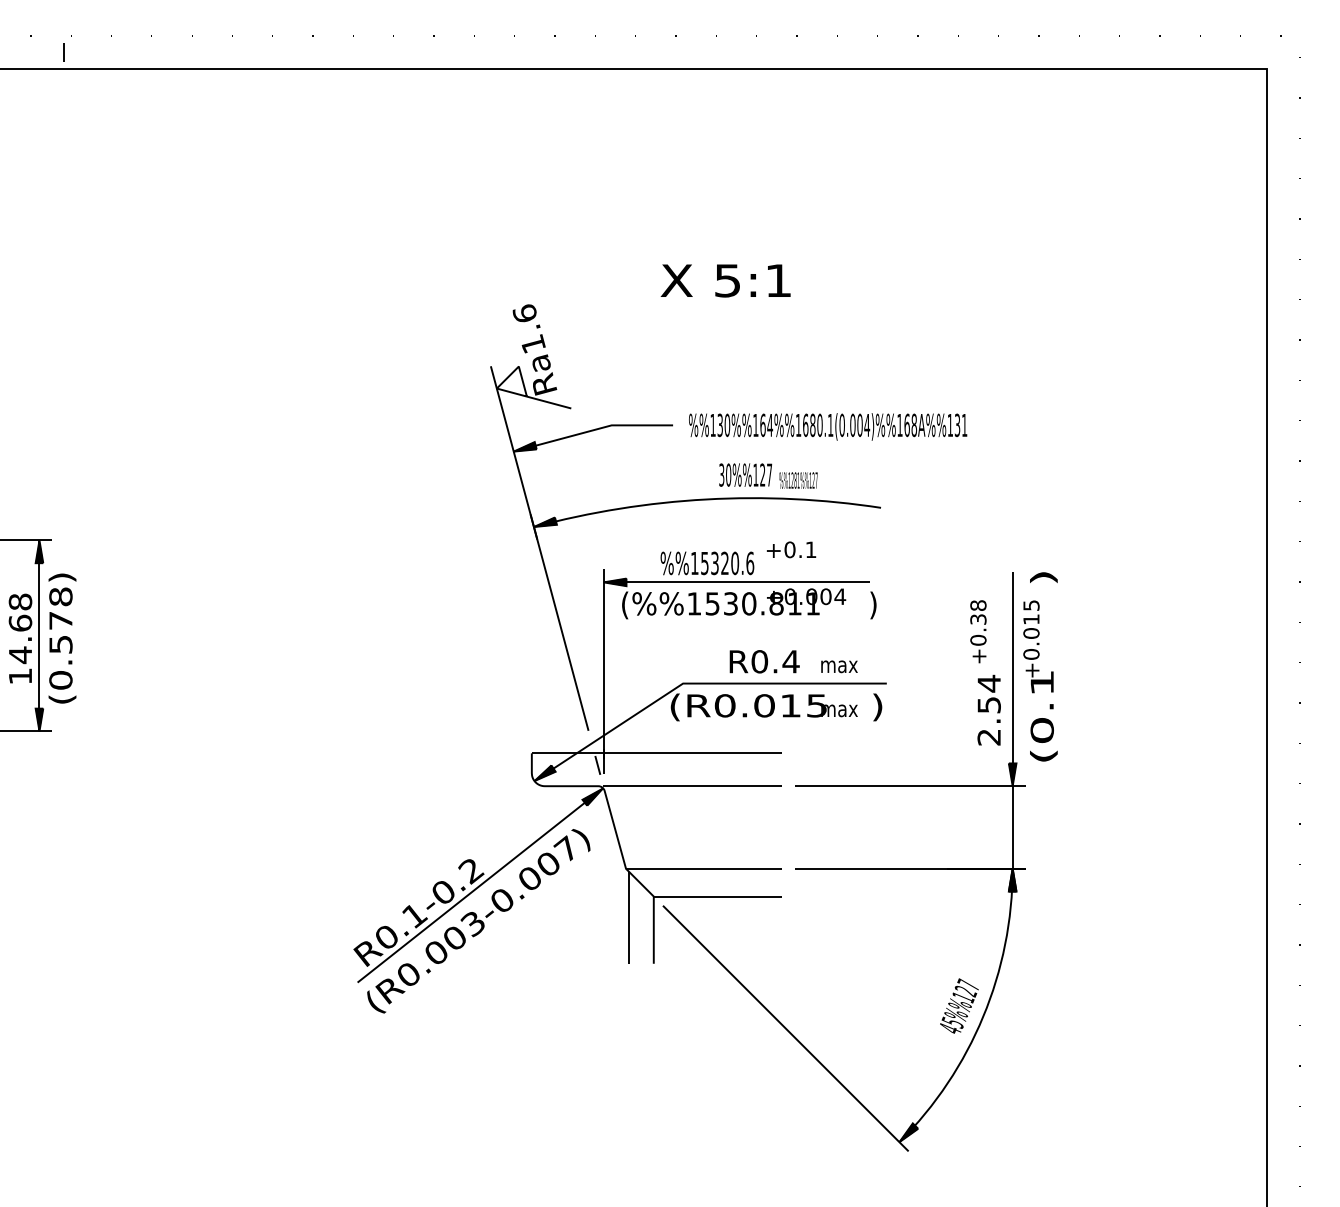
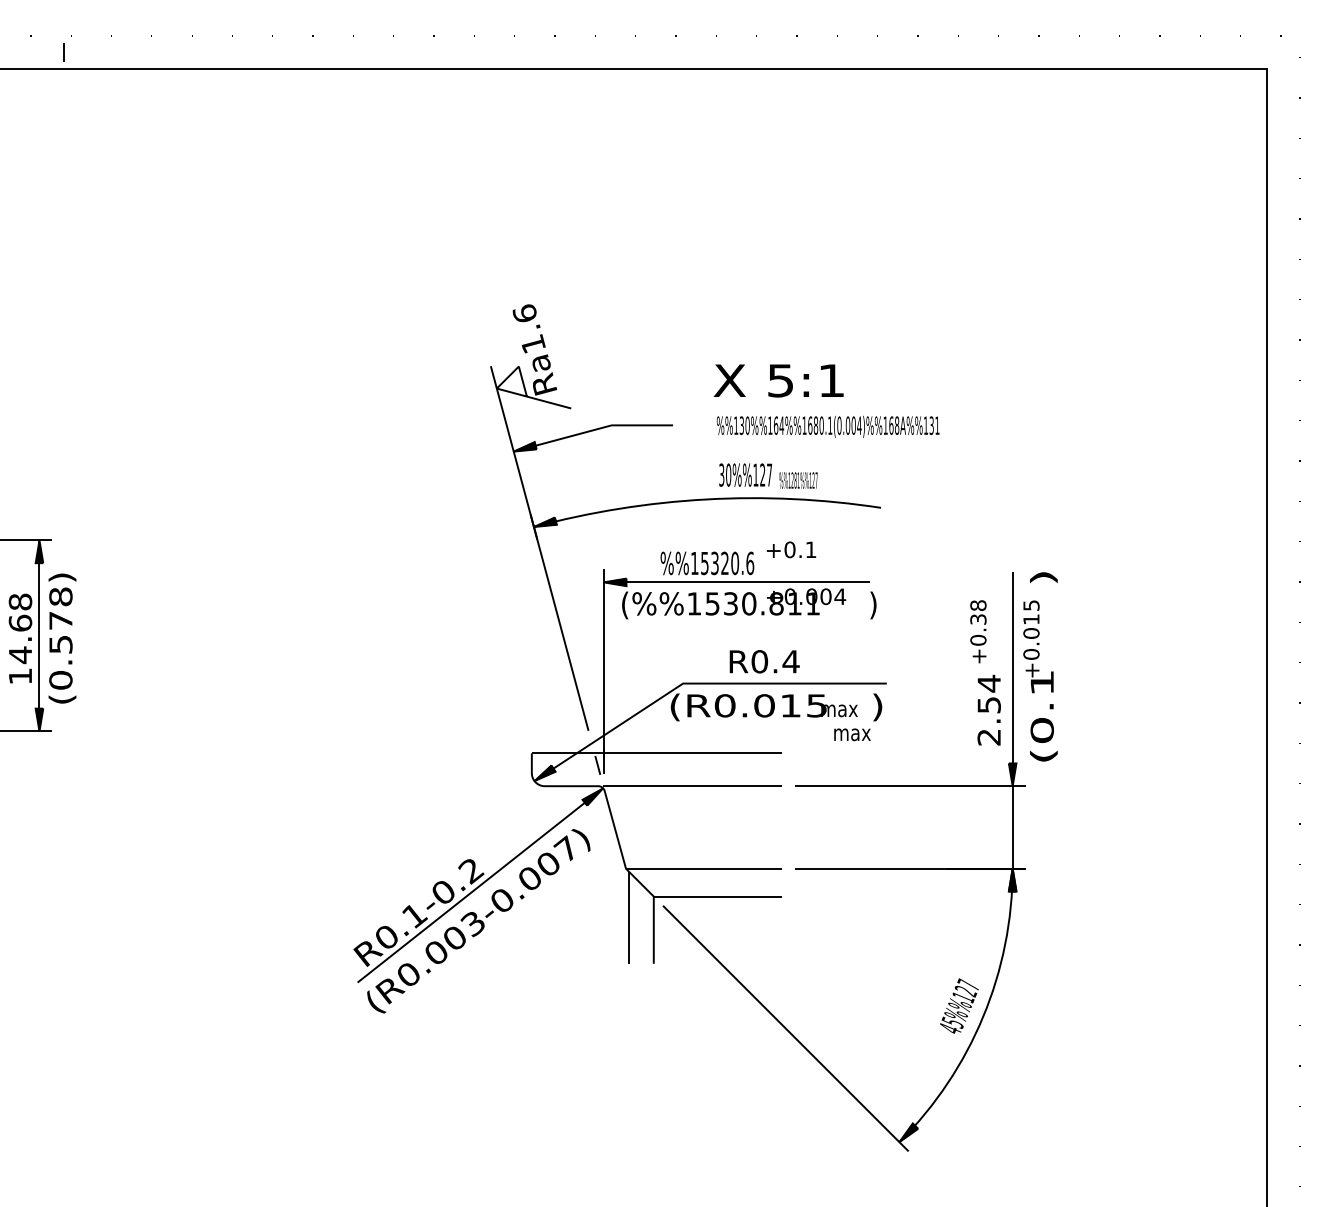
text position: (725, 280) -> (778, 380) (778, 380)
part size: 279x28 px -> 224x22 px (827, 426)
text position: (839, 666) -> (852, 734) (852, 734)
